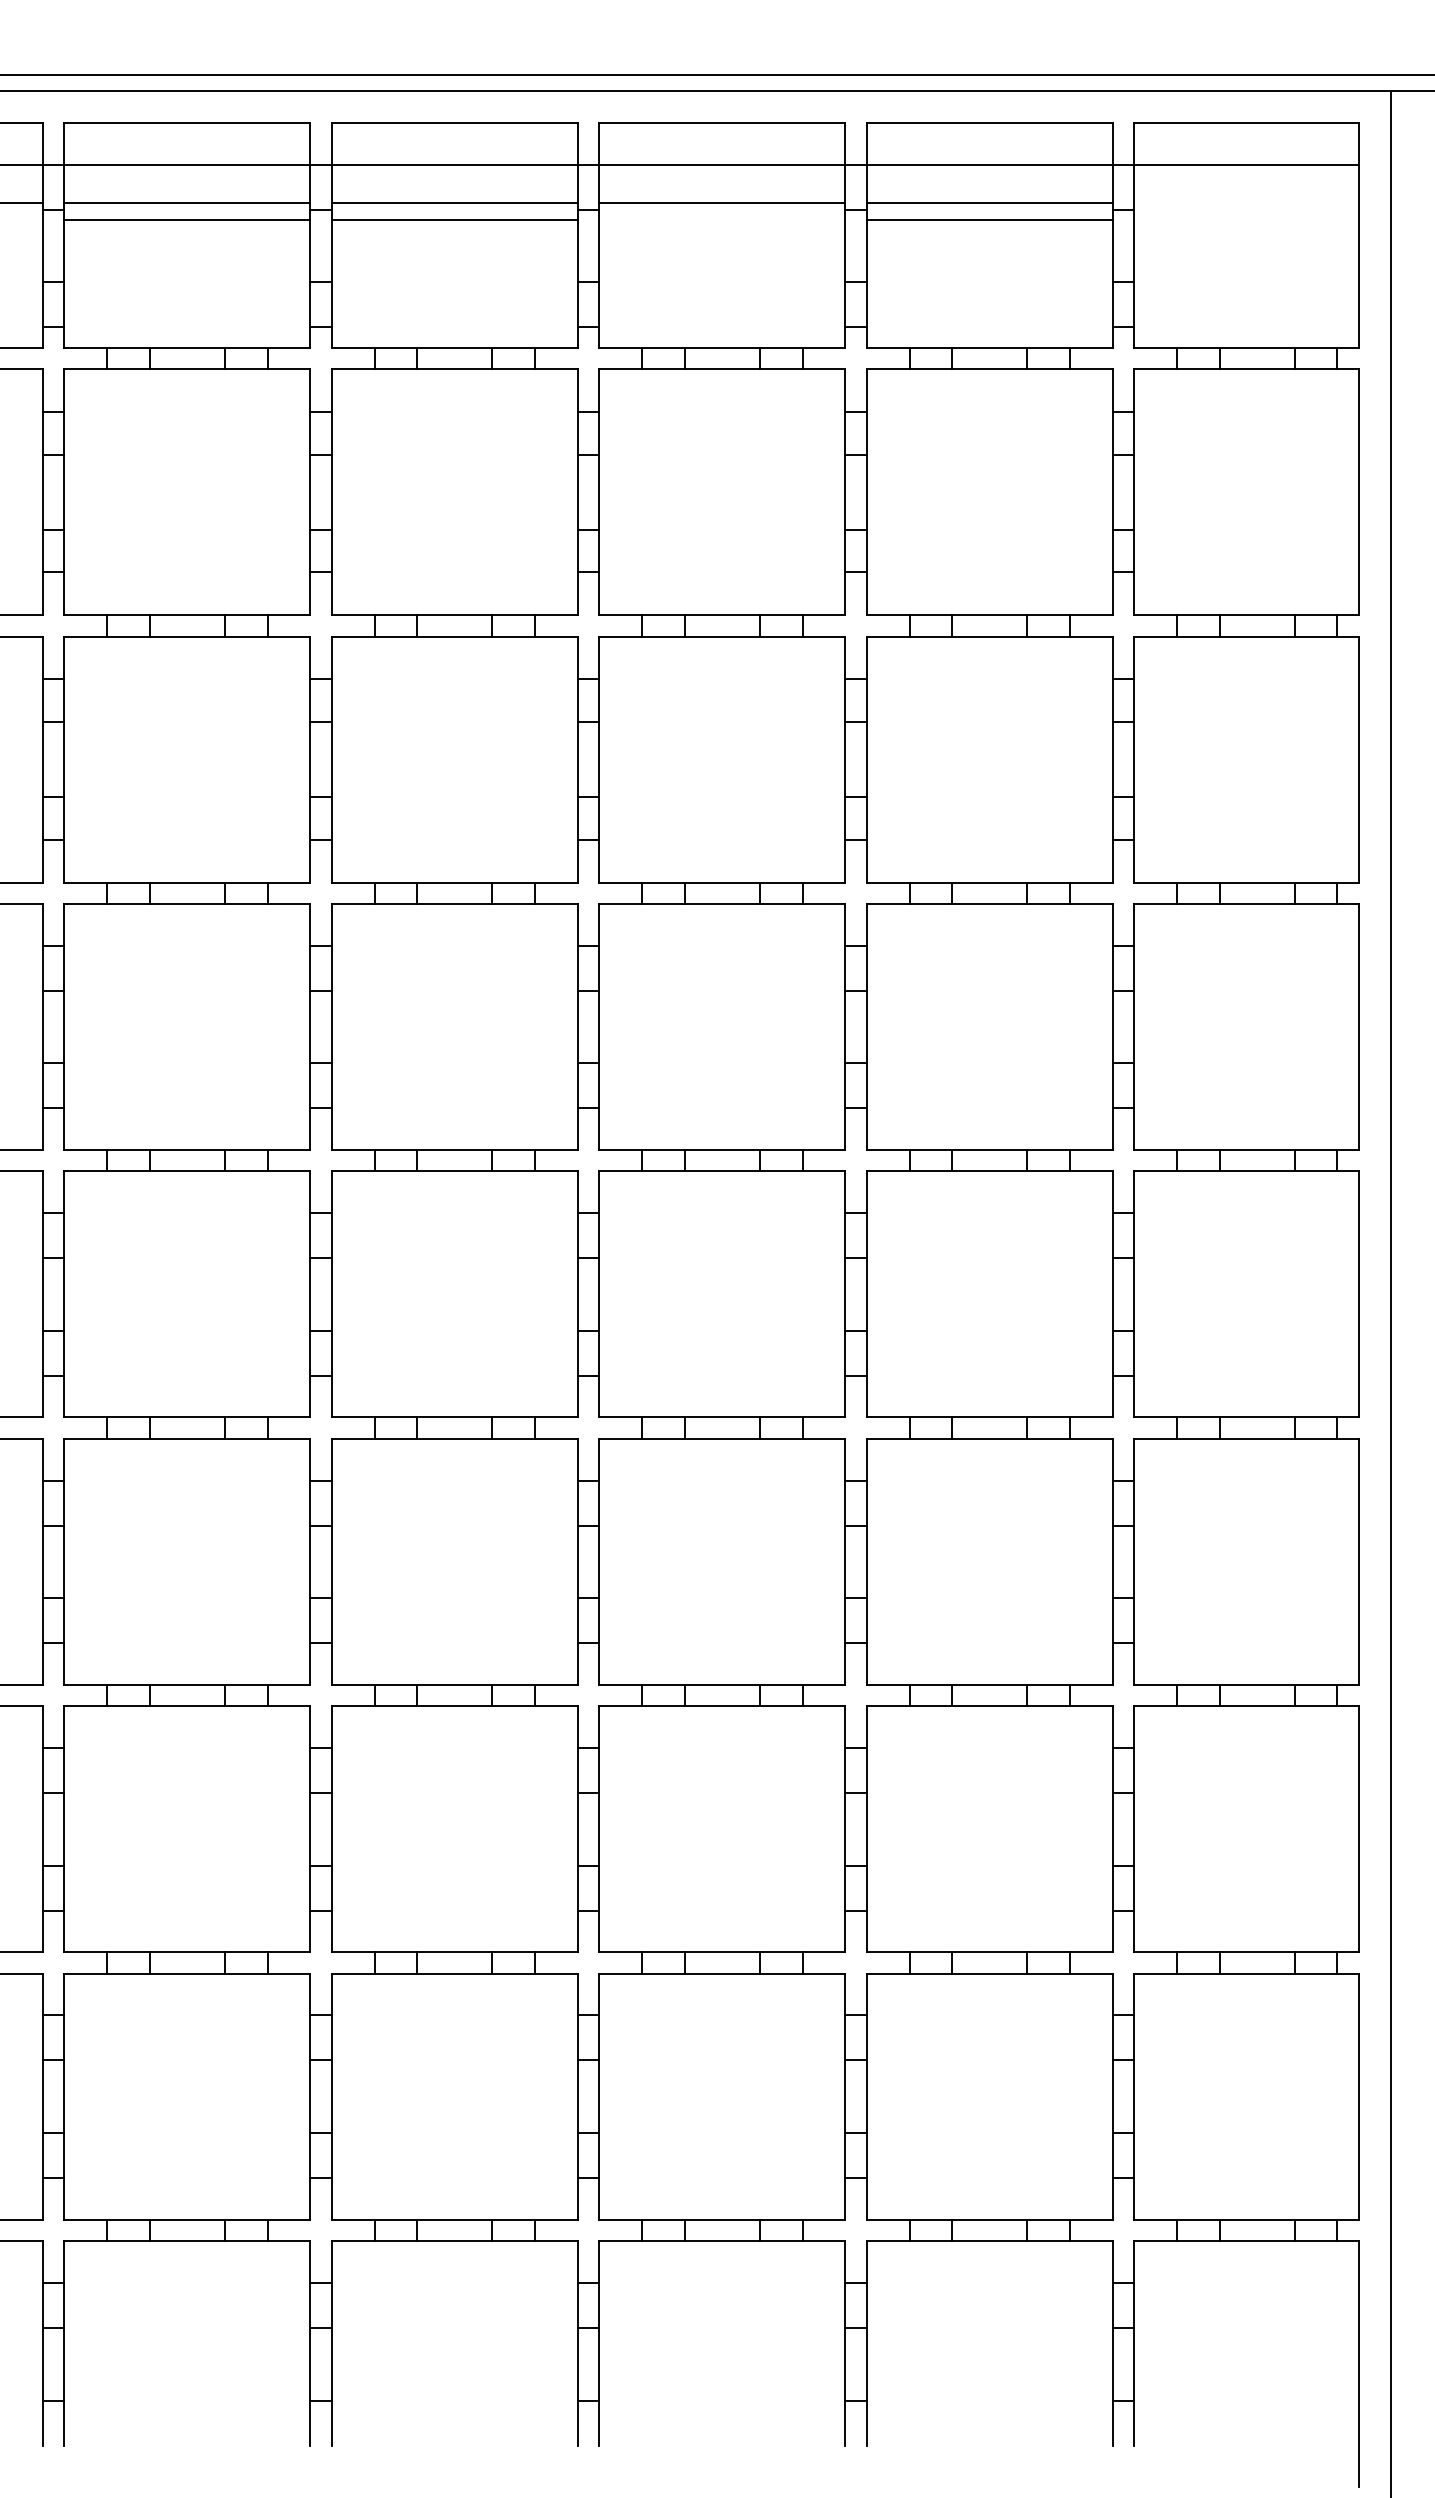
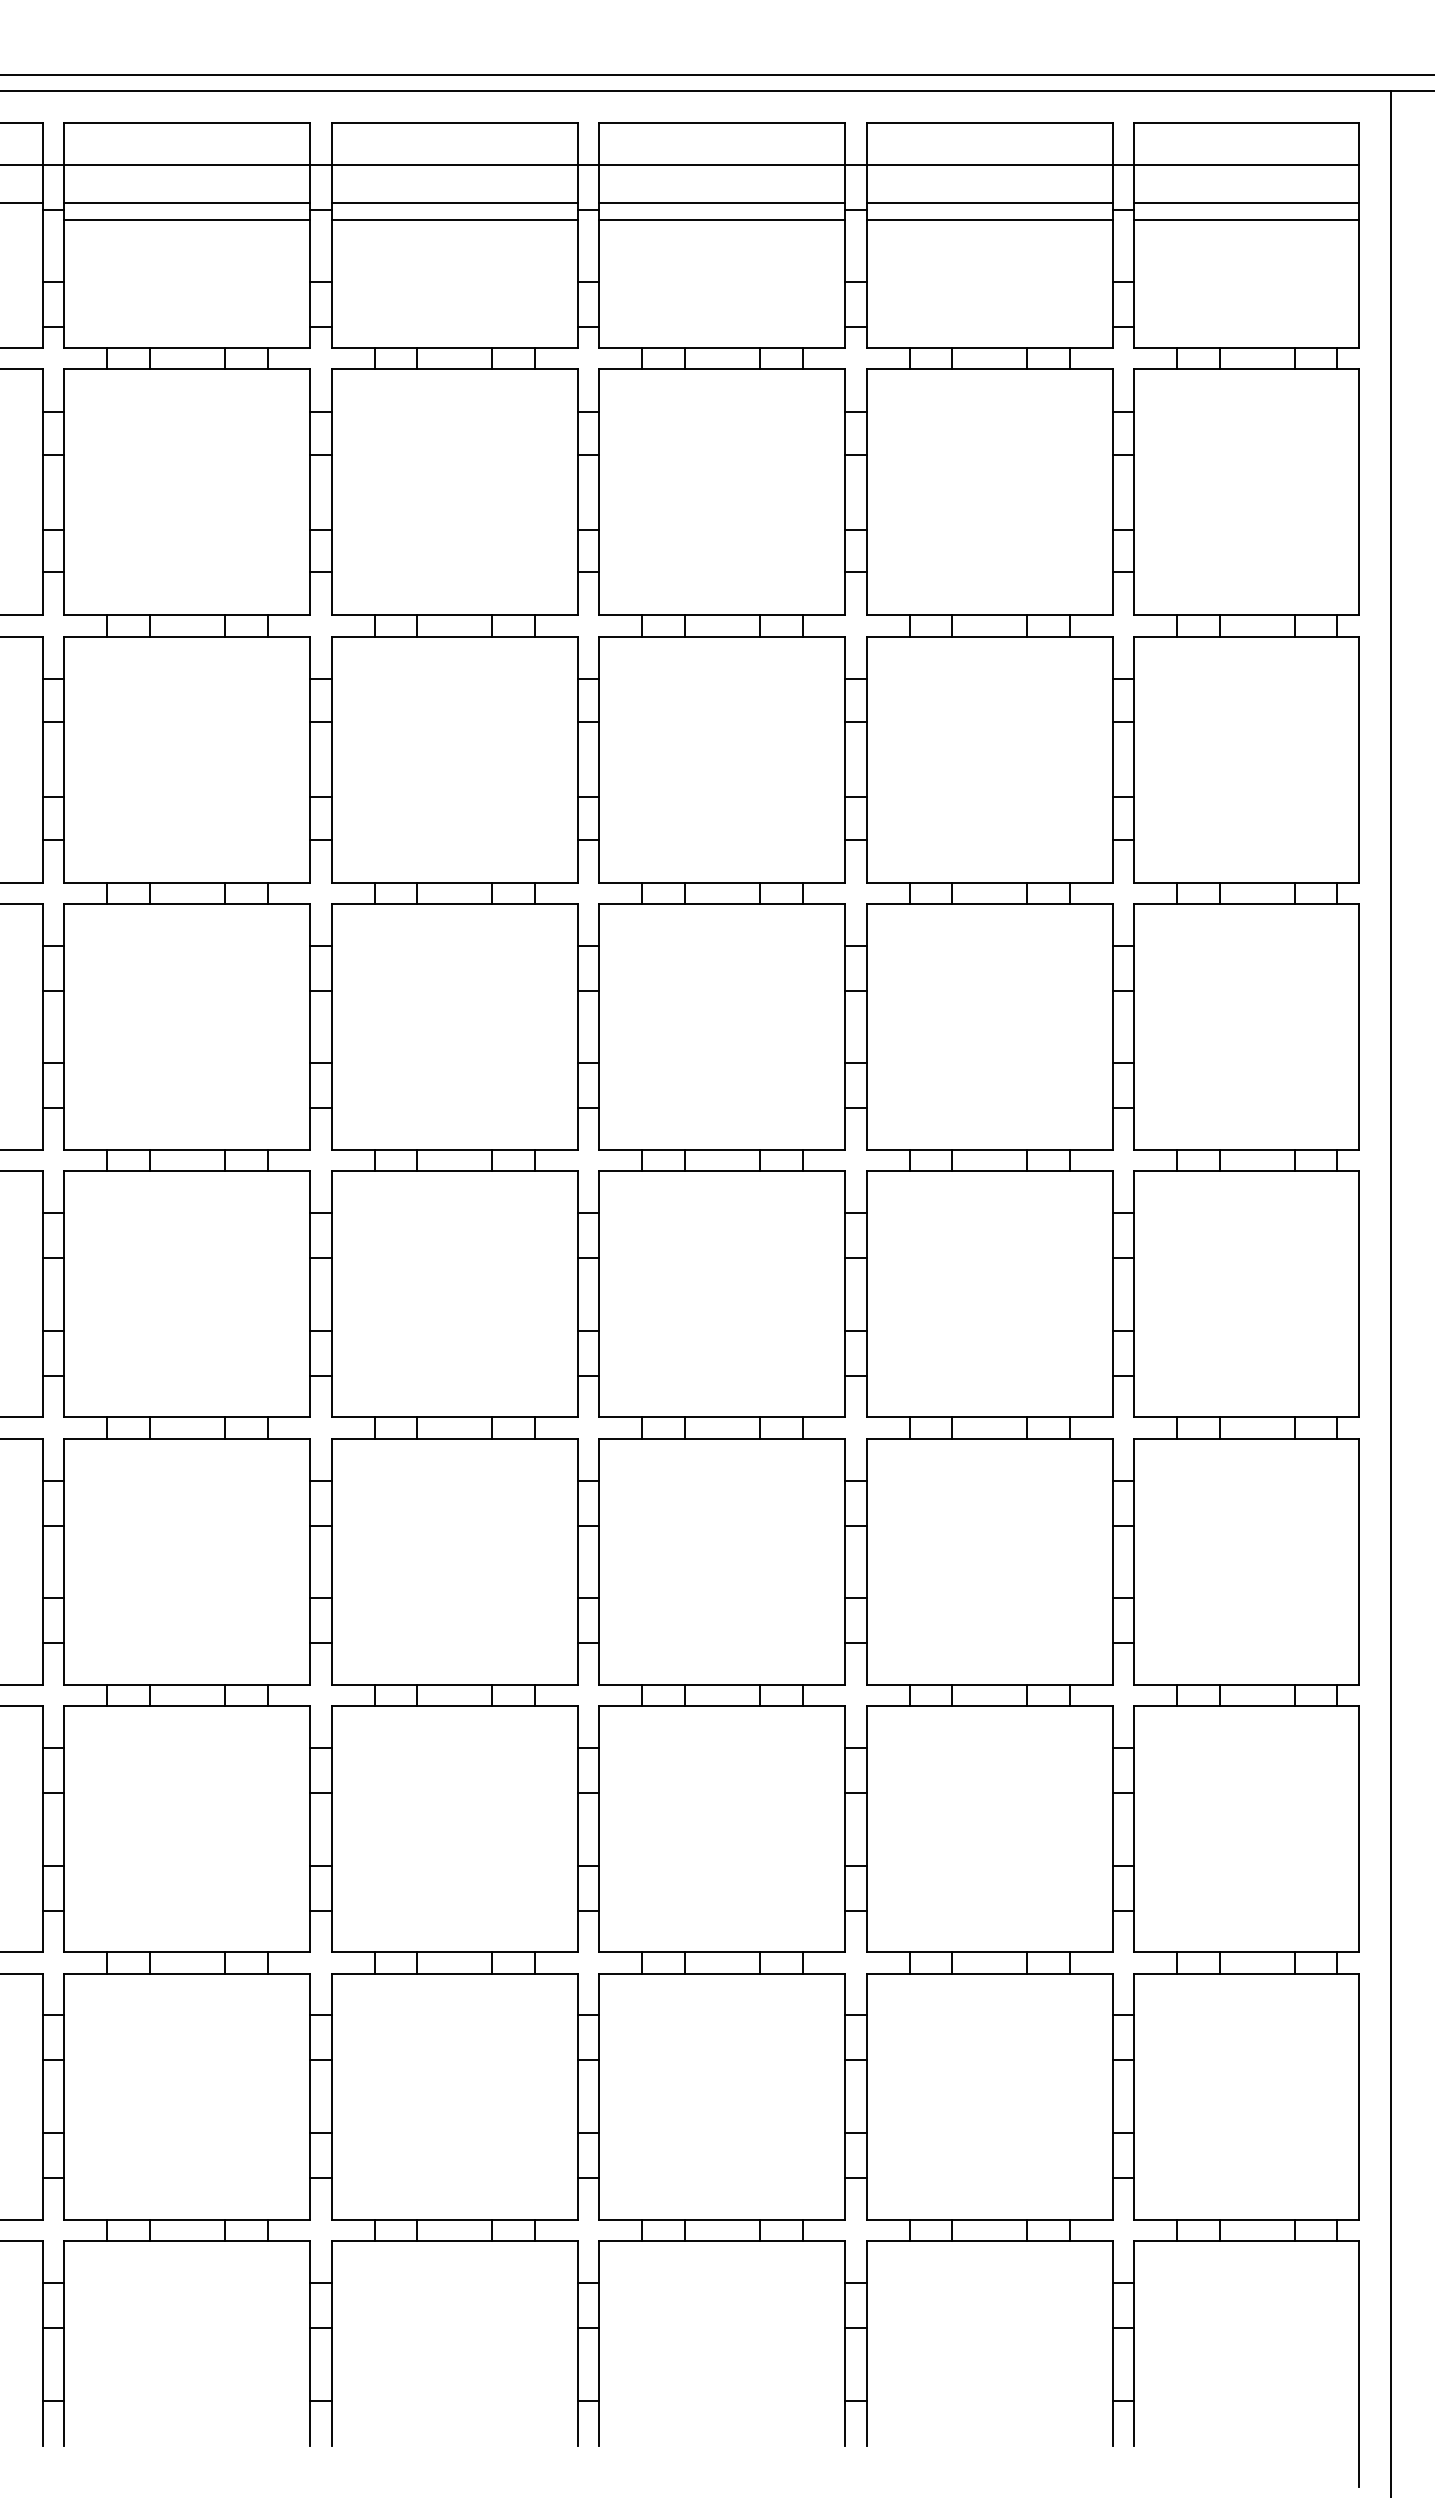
line: none -> present (1246, 203)
line: none -> present (722, 219)
line: none -> present (1246, 219)
